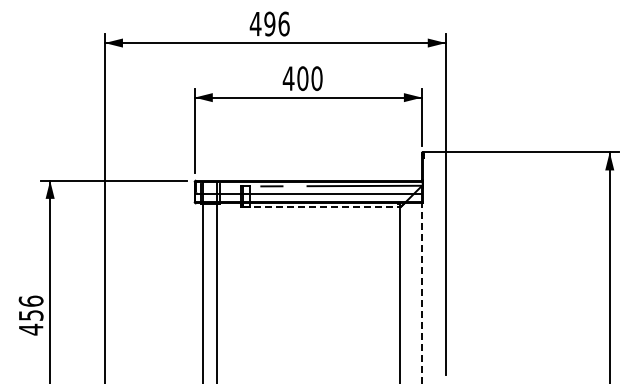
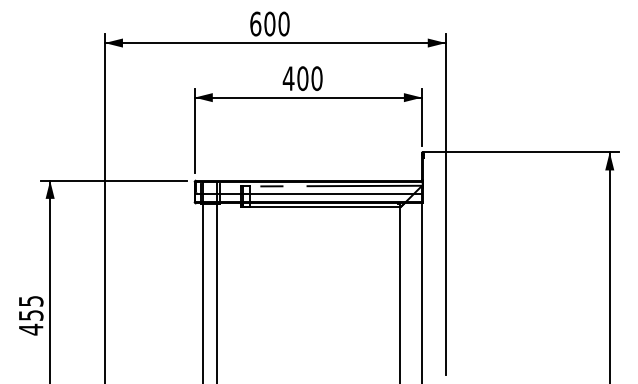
text: 496 -> 600 (269, 23)
line: dashed -> solid (321, 207)
line: dashed -> solid (422, 293)
text: 456 -> 455 (30, 300)
